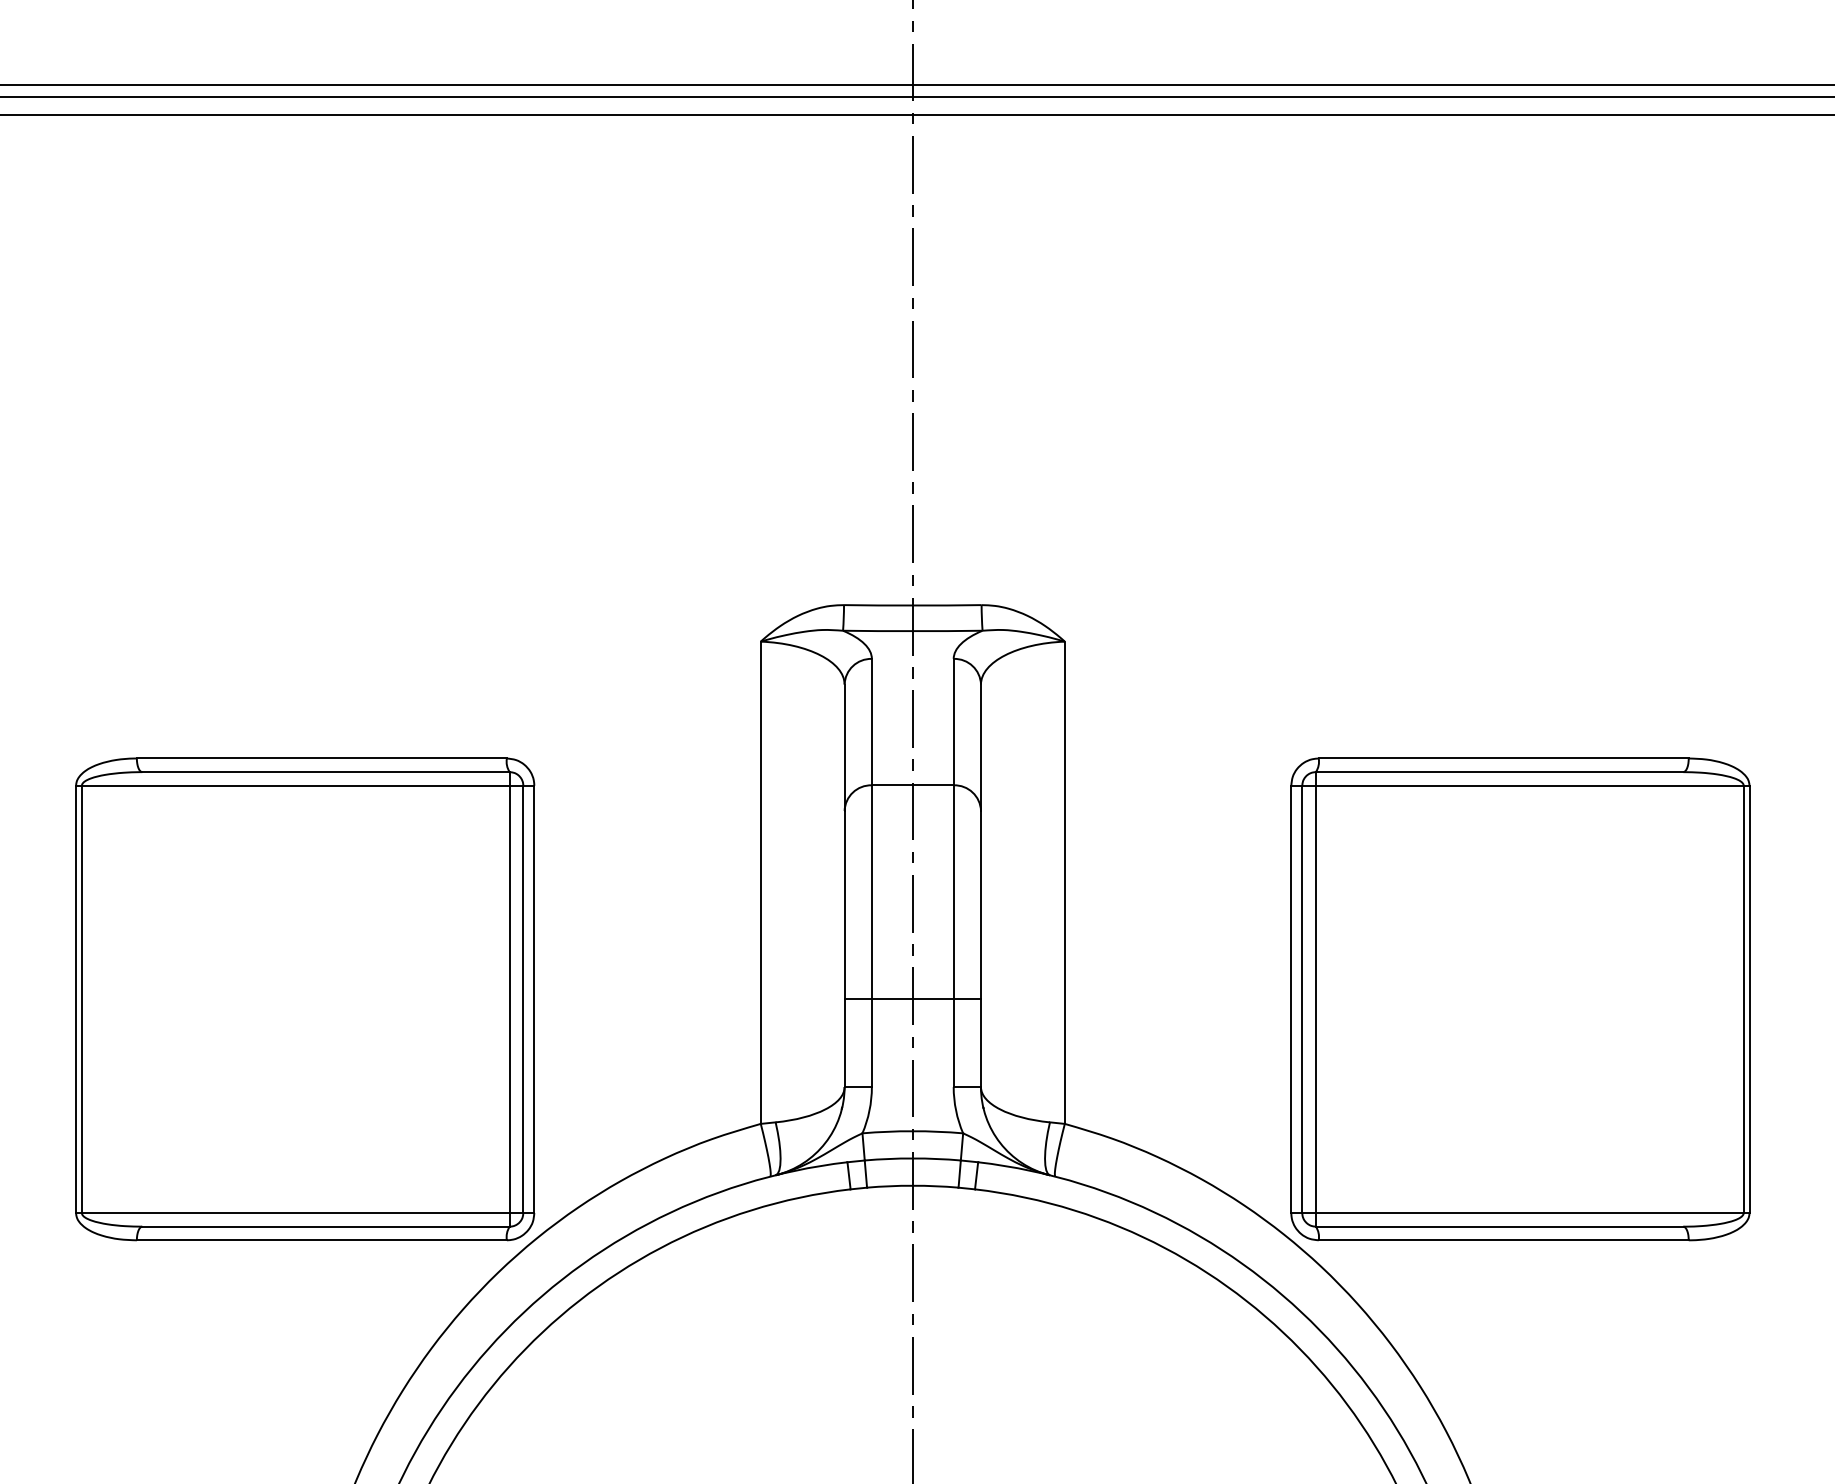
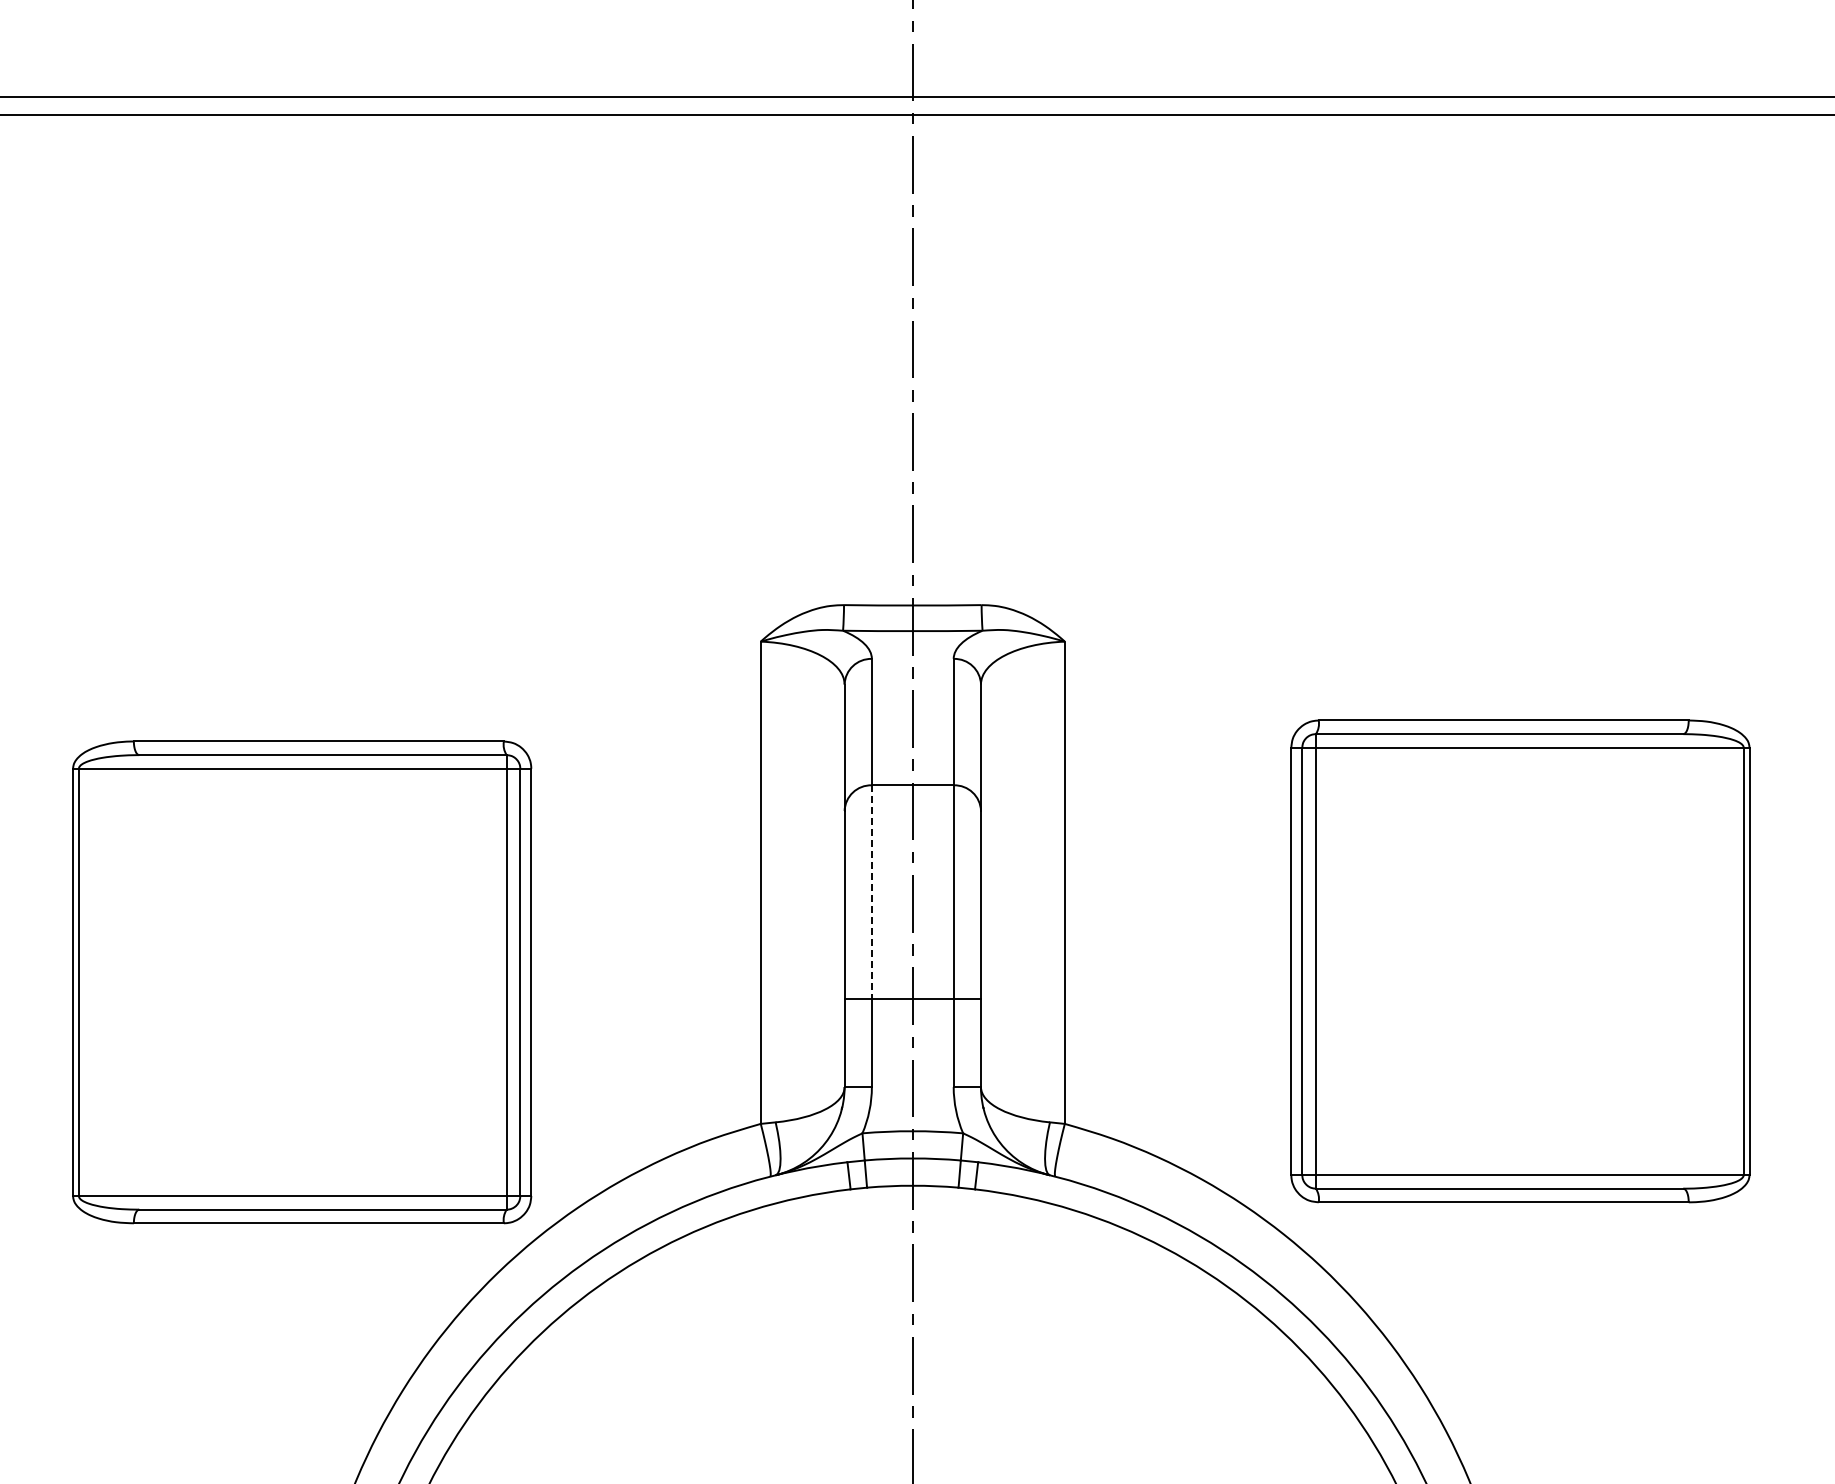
line: present -> none (916, 85)
line: solid -> dashed (871, 892)
part position: (305, 999) -> (302, 982) (302, 982)
part position: (1520, 999) -> (1520, 961) (1520, 961)
